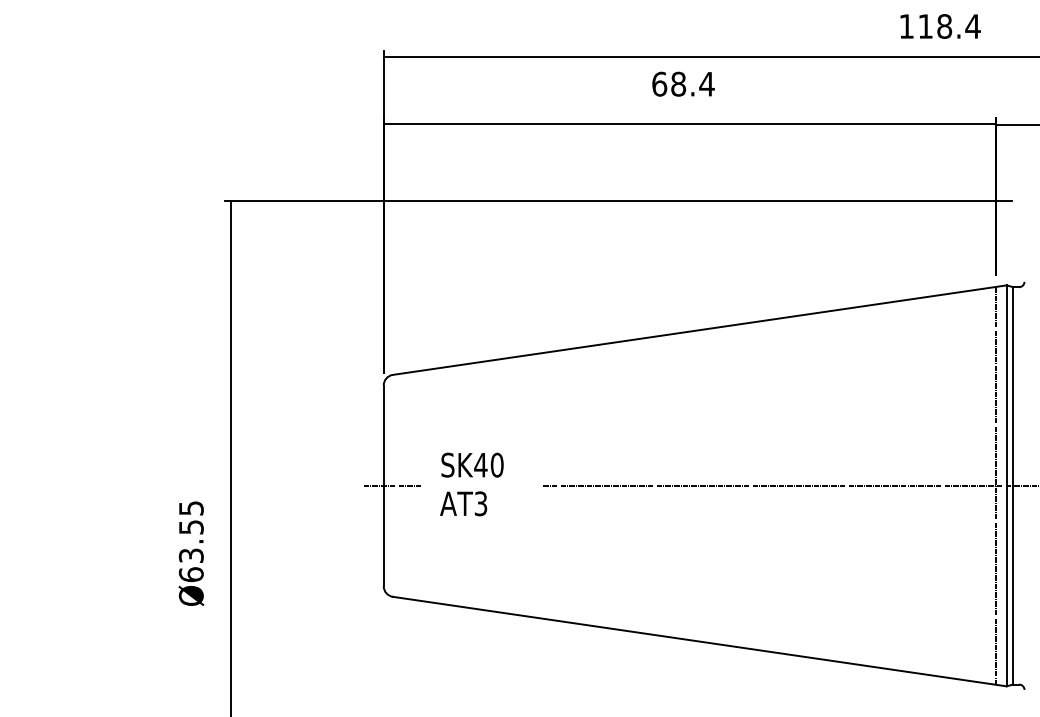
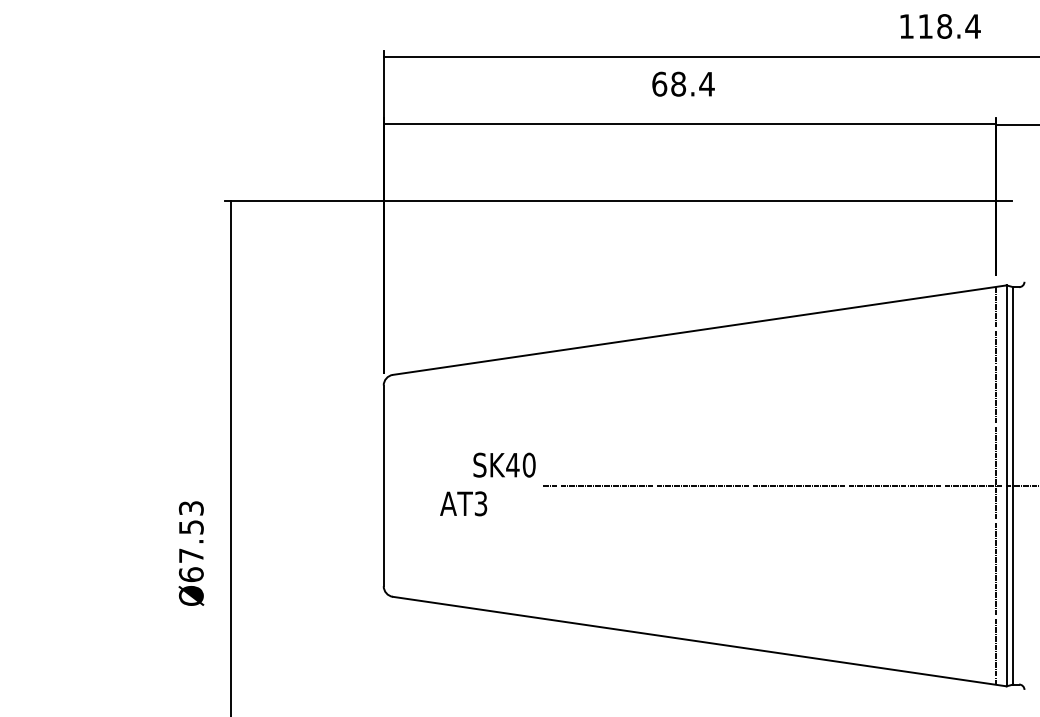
text position: (472, 464) -> (504, 464) (504, 464)
line: present -> none (392, 485)
text: Ø63.55 -> Ø67.53 (190, 531)
